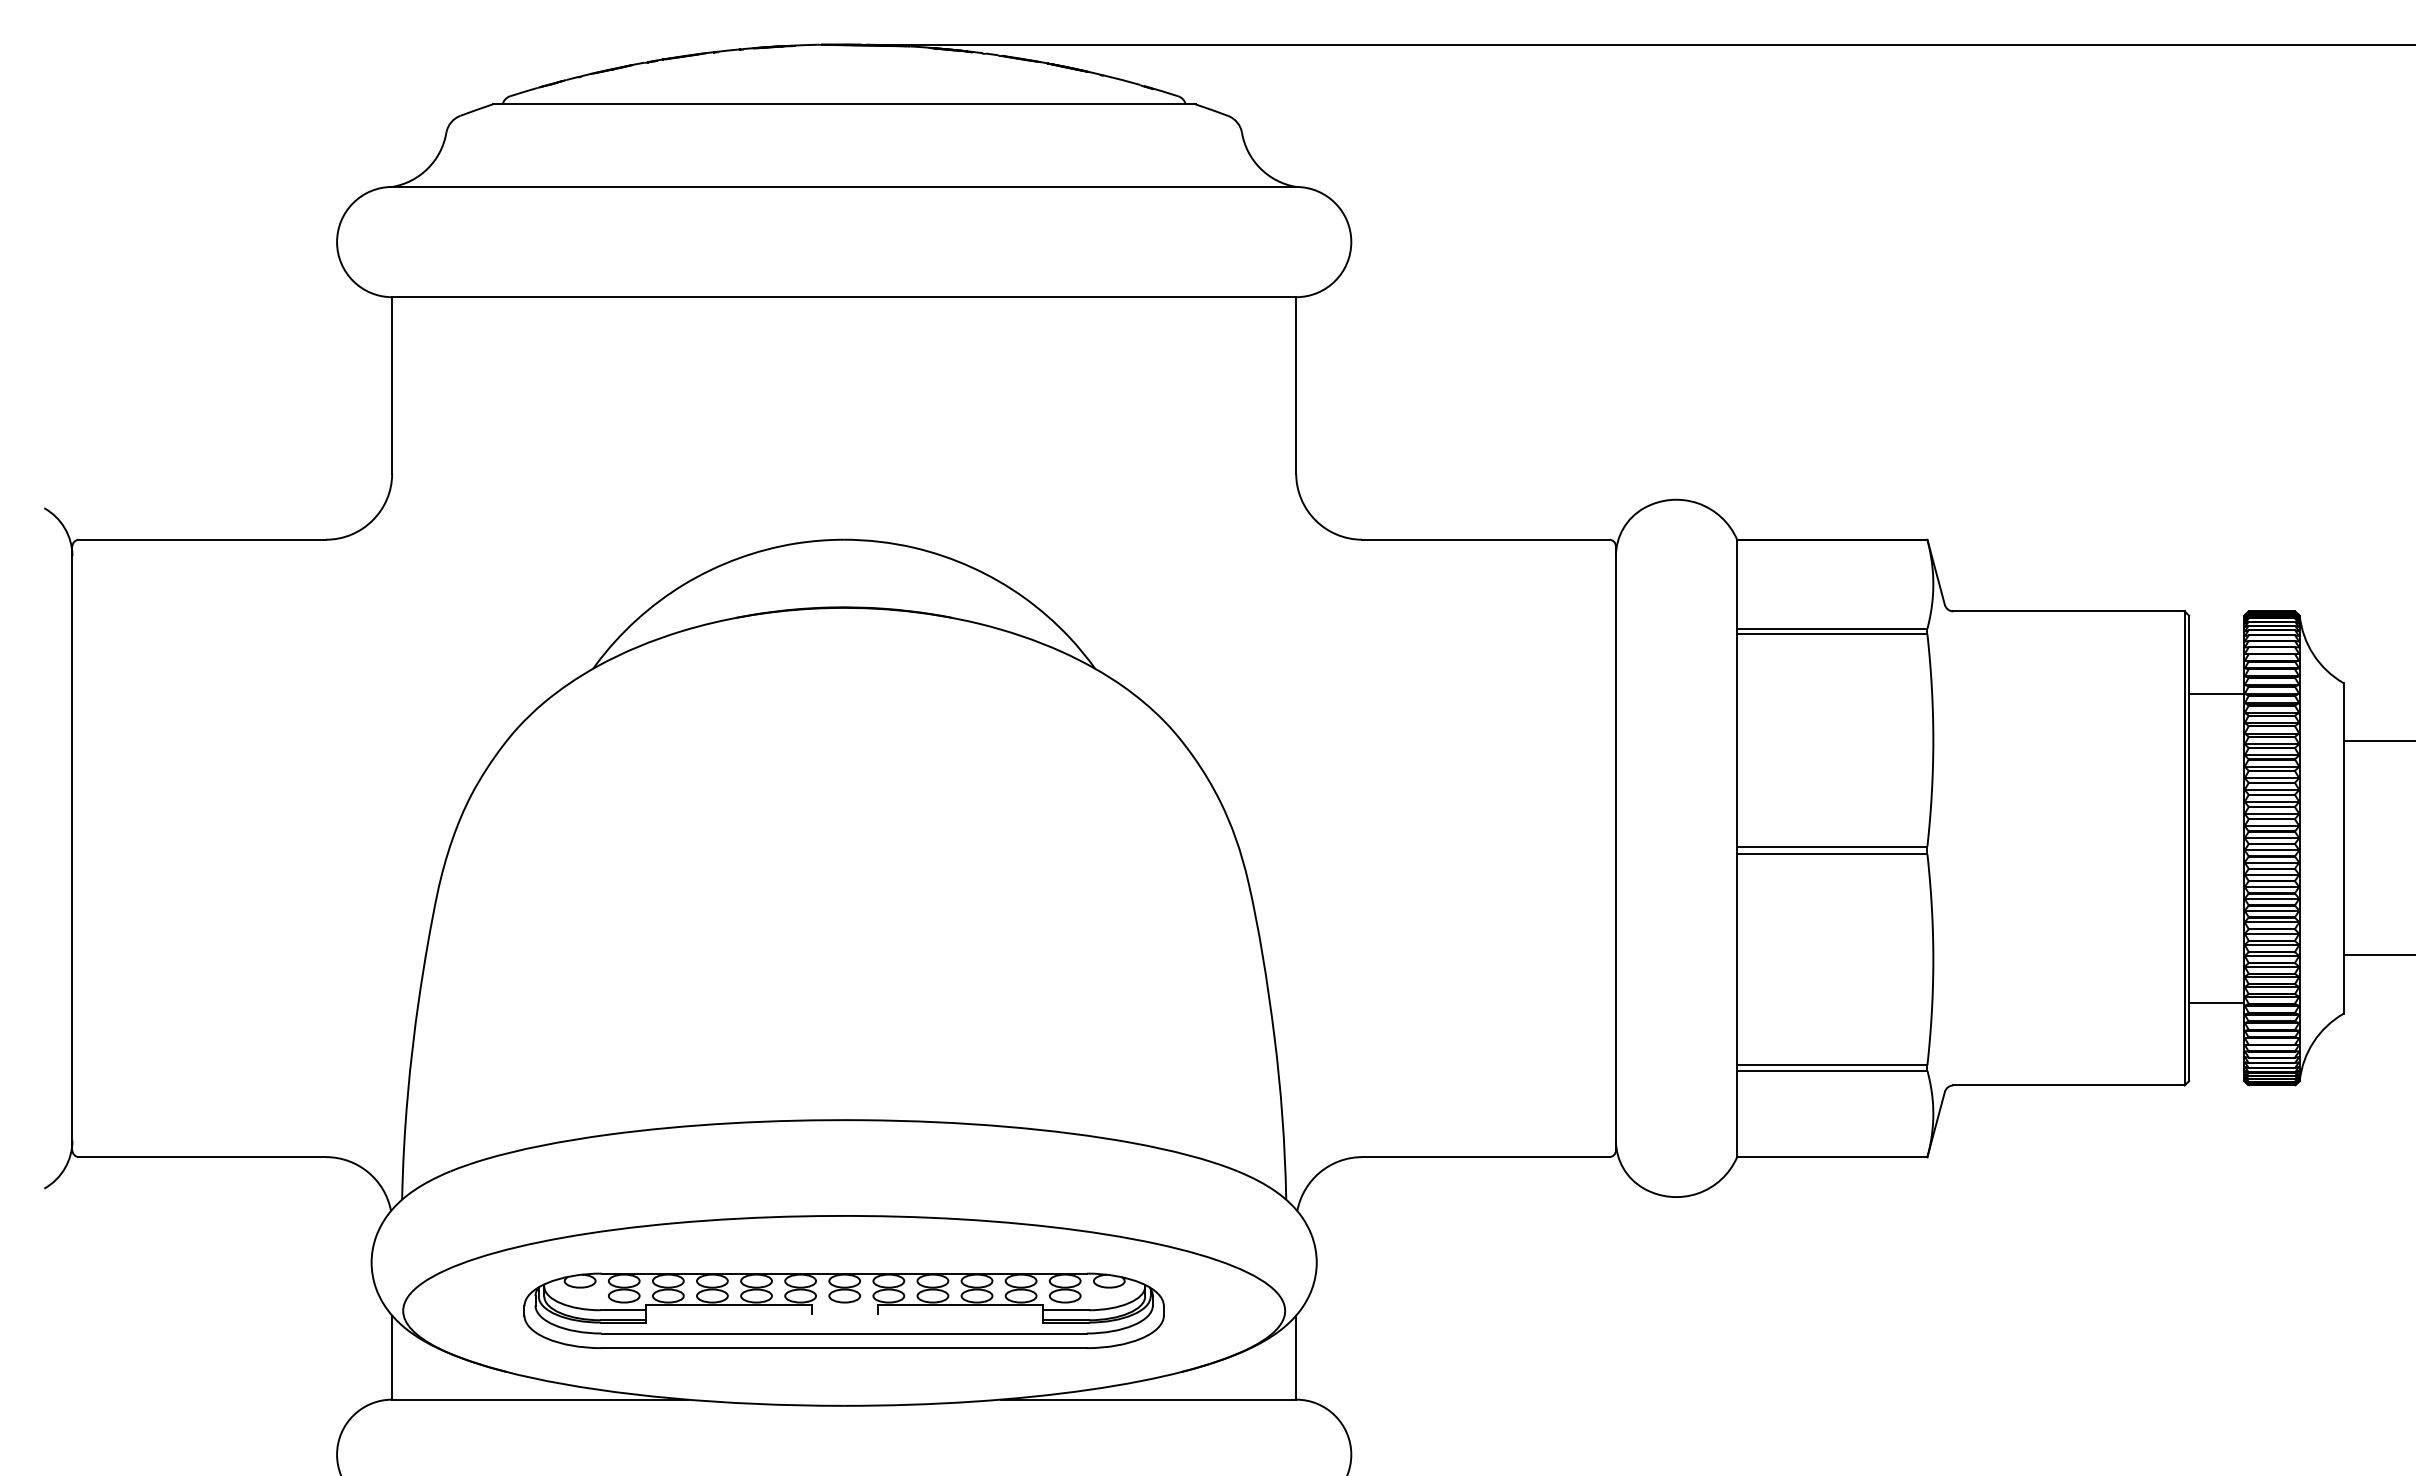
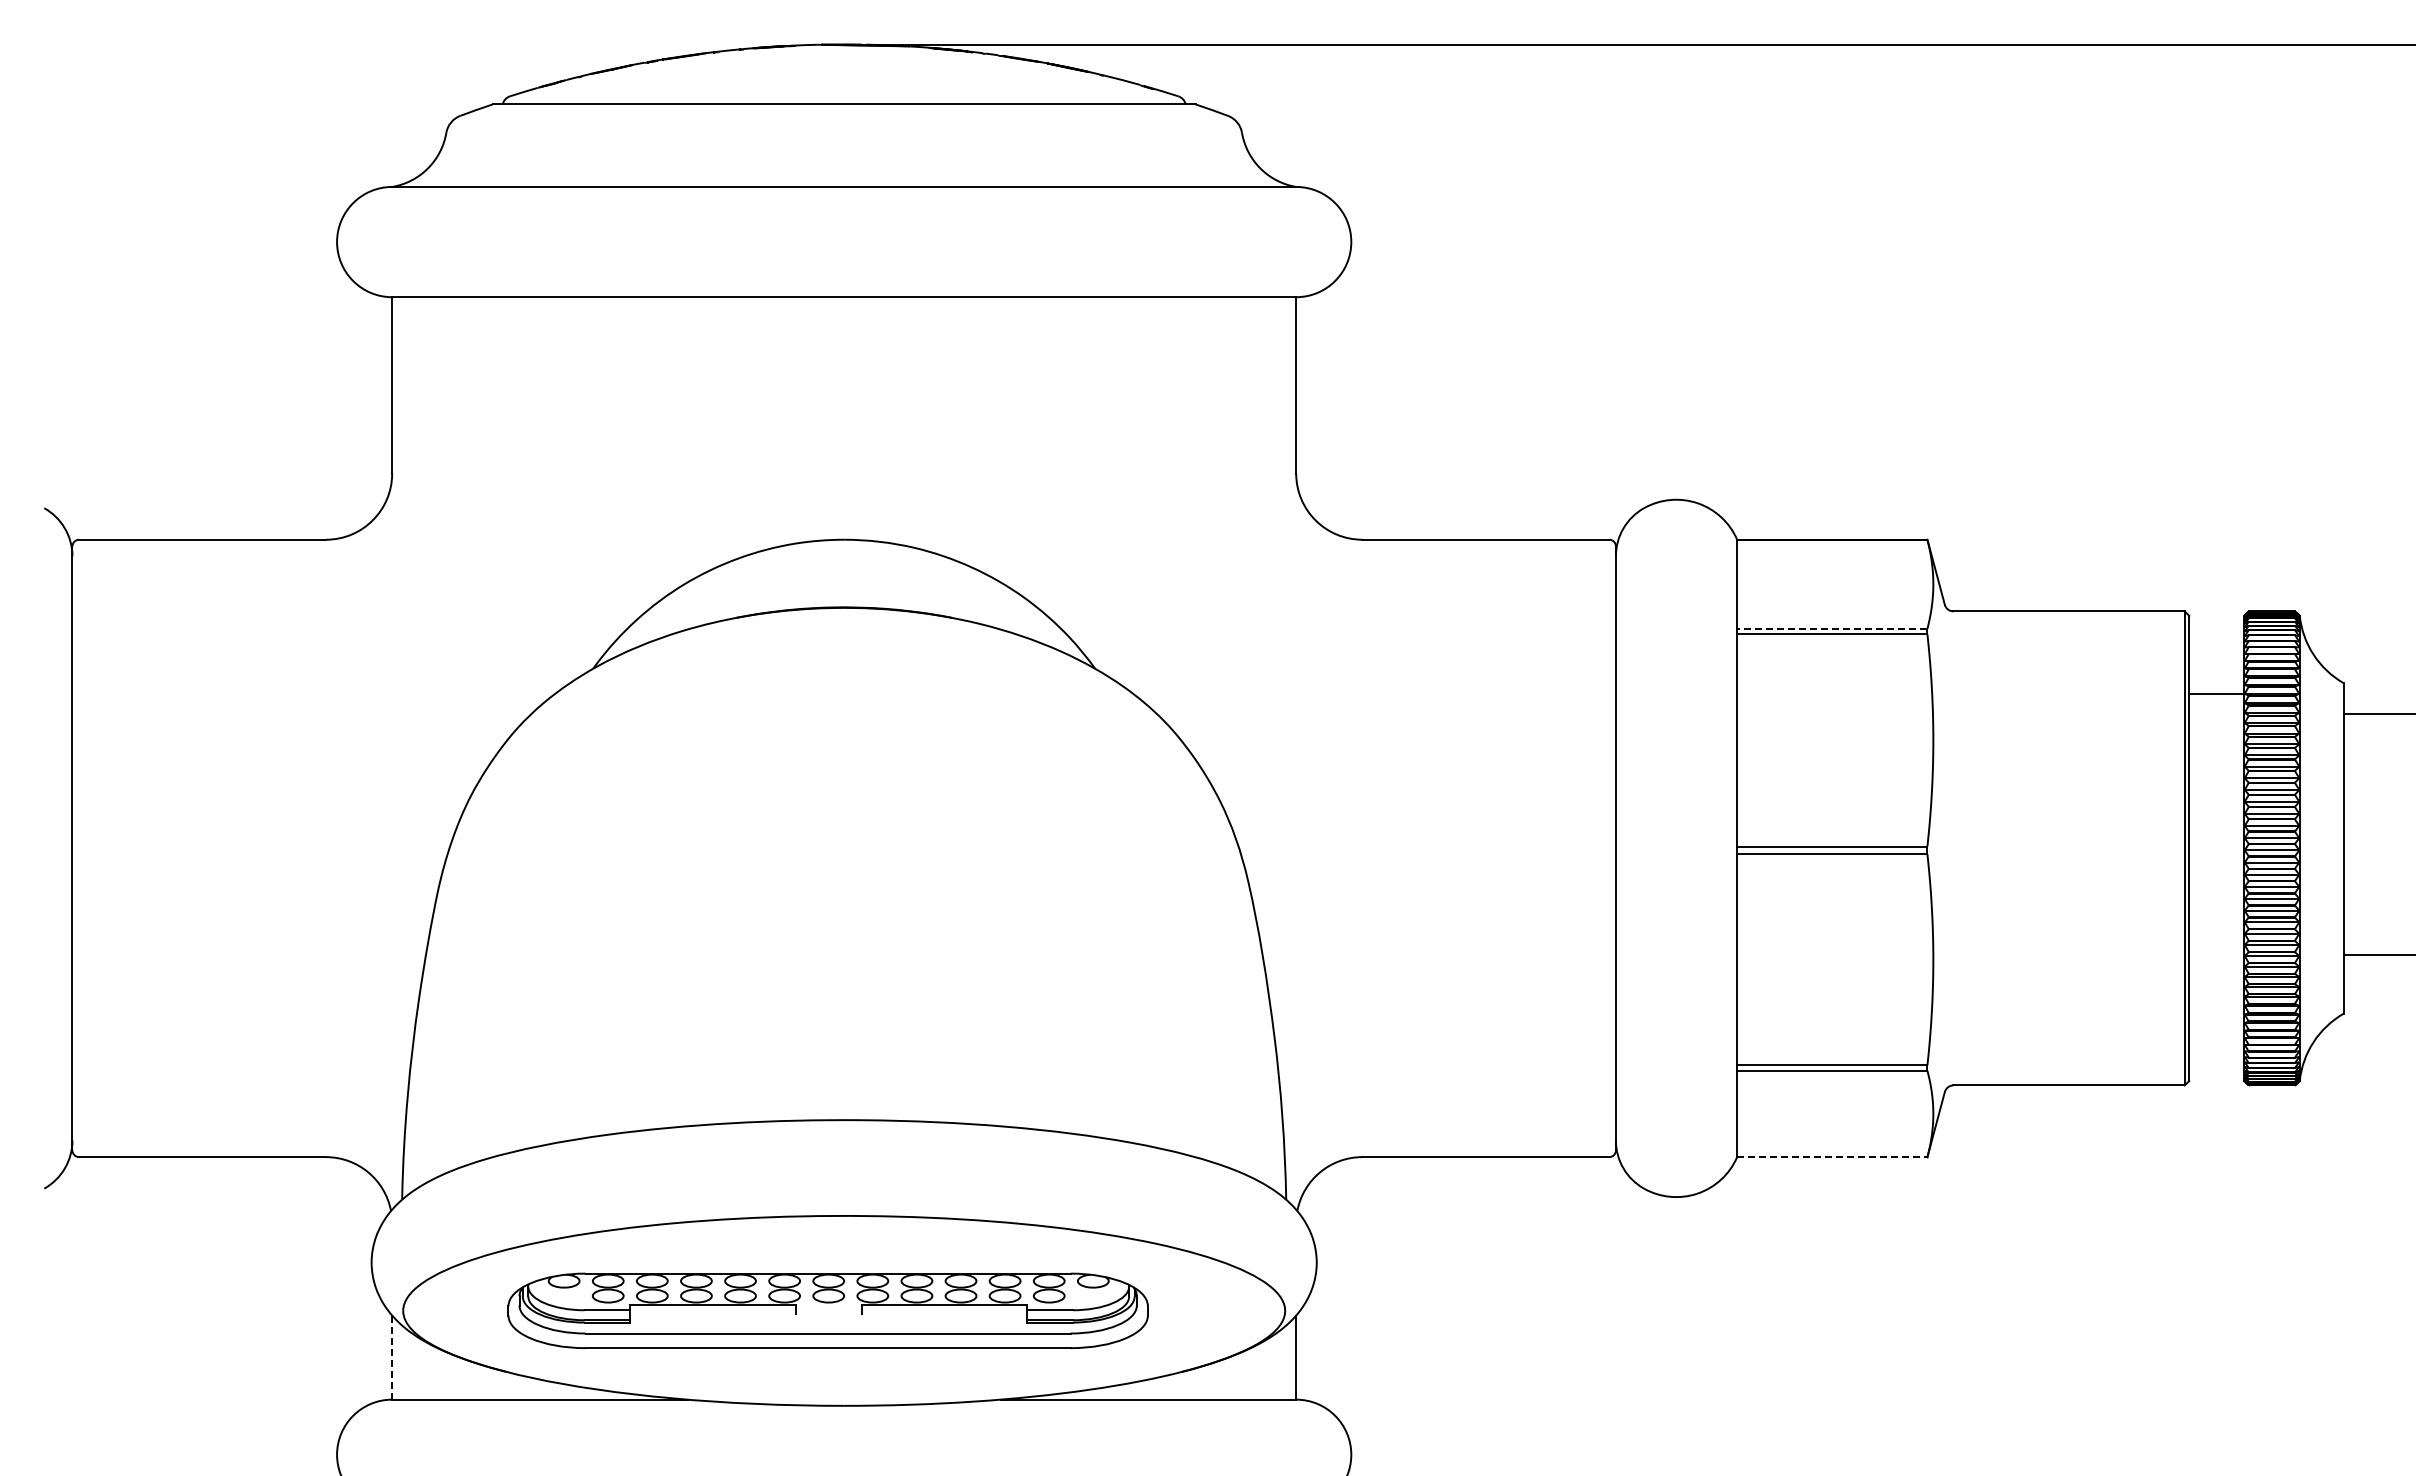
line: solid -> dashed (1831, 628)
line position: (2377, 741) -> (2377, 714) (2377, 714)
line: present -> none (2216, 1002)
line: solid -> dashed (1832, 1157)
part position: (843, 1310) -> (827, 1310) (827, 1310)
line: solid -> dashed (392, 1357)
